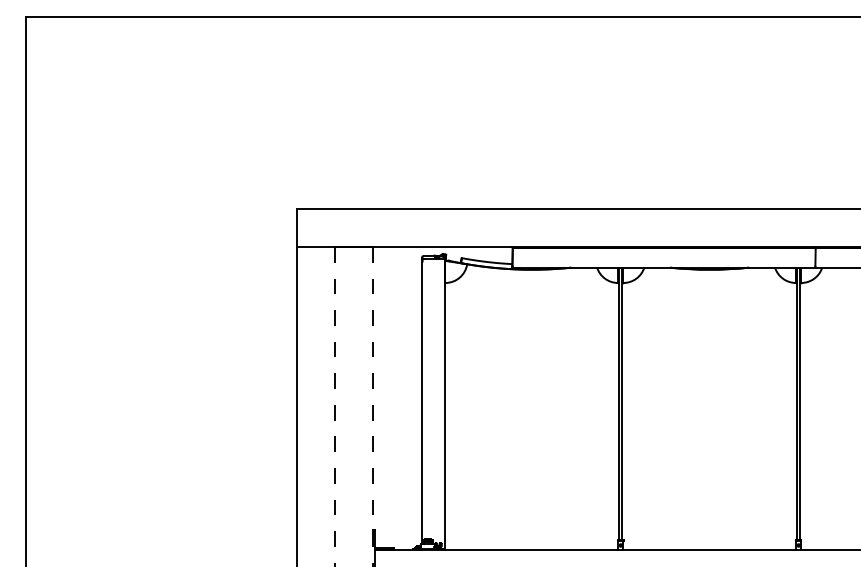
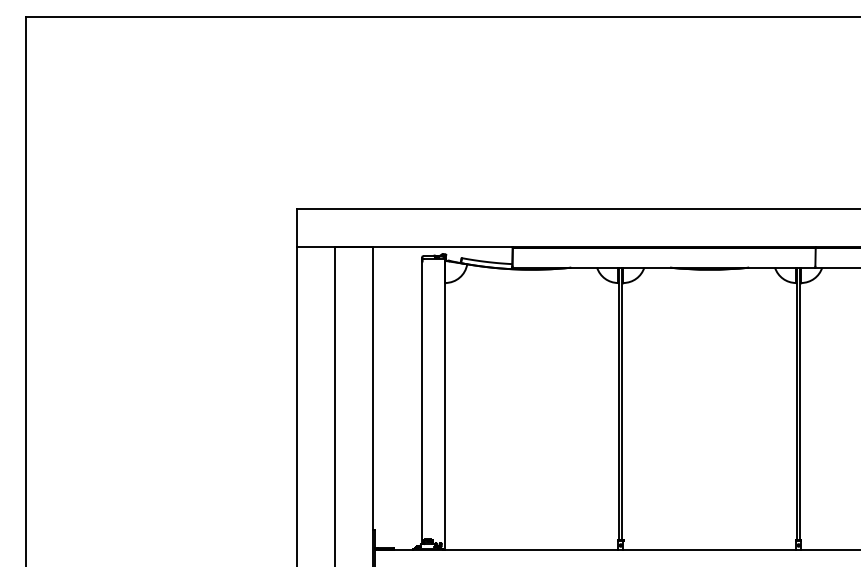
line: dashed -> solid (335, 406)
line: dashed -> solid (373, 406)
